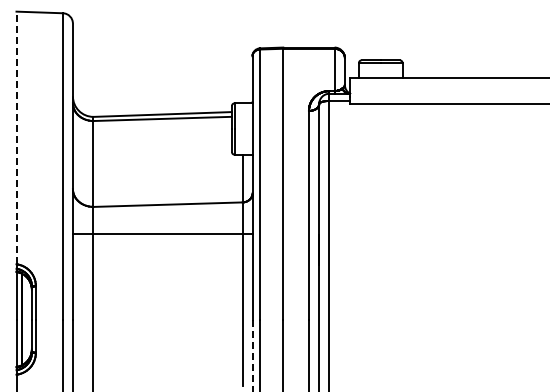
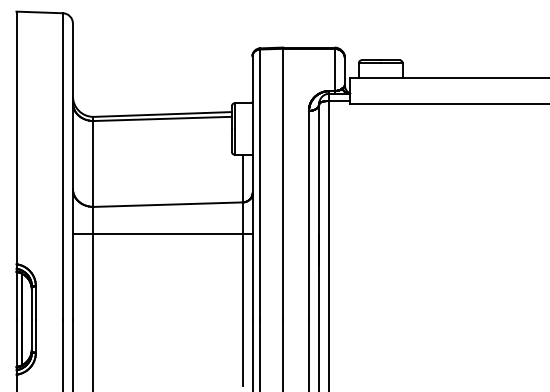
line: dashed -> solid (16, 137)
line: dashed -> solid (252, 355)
